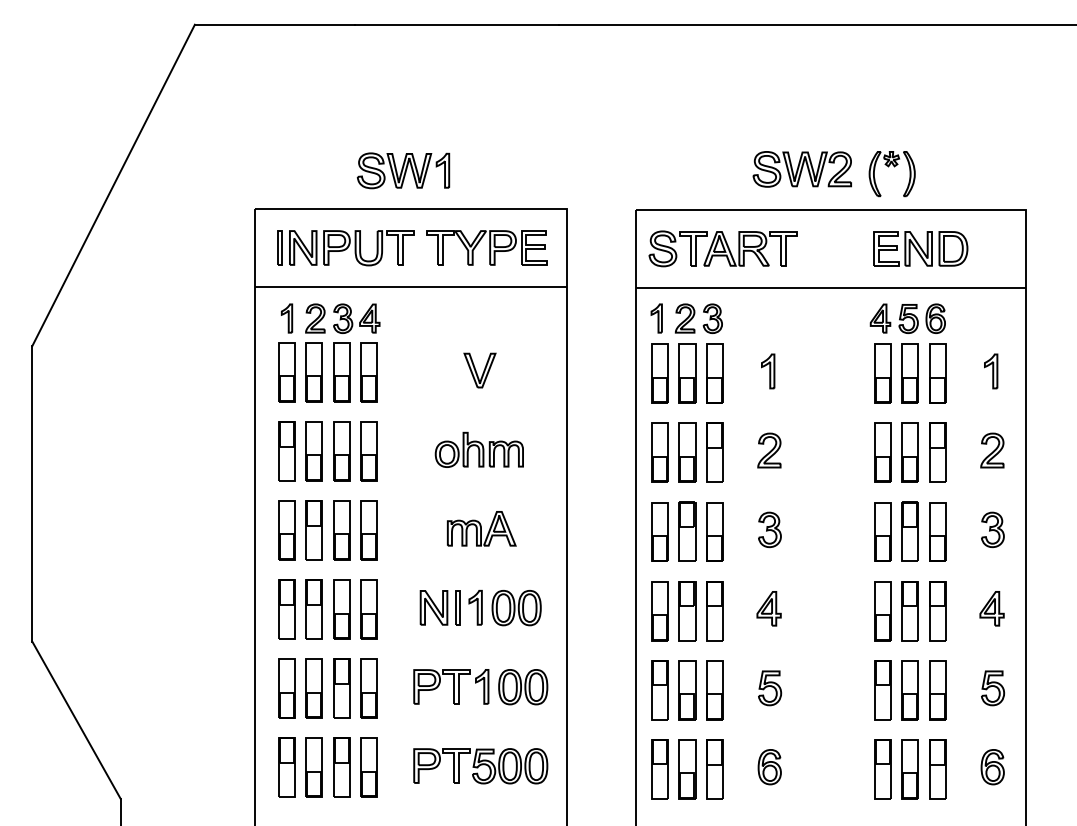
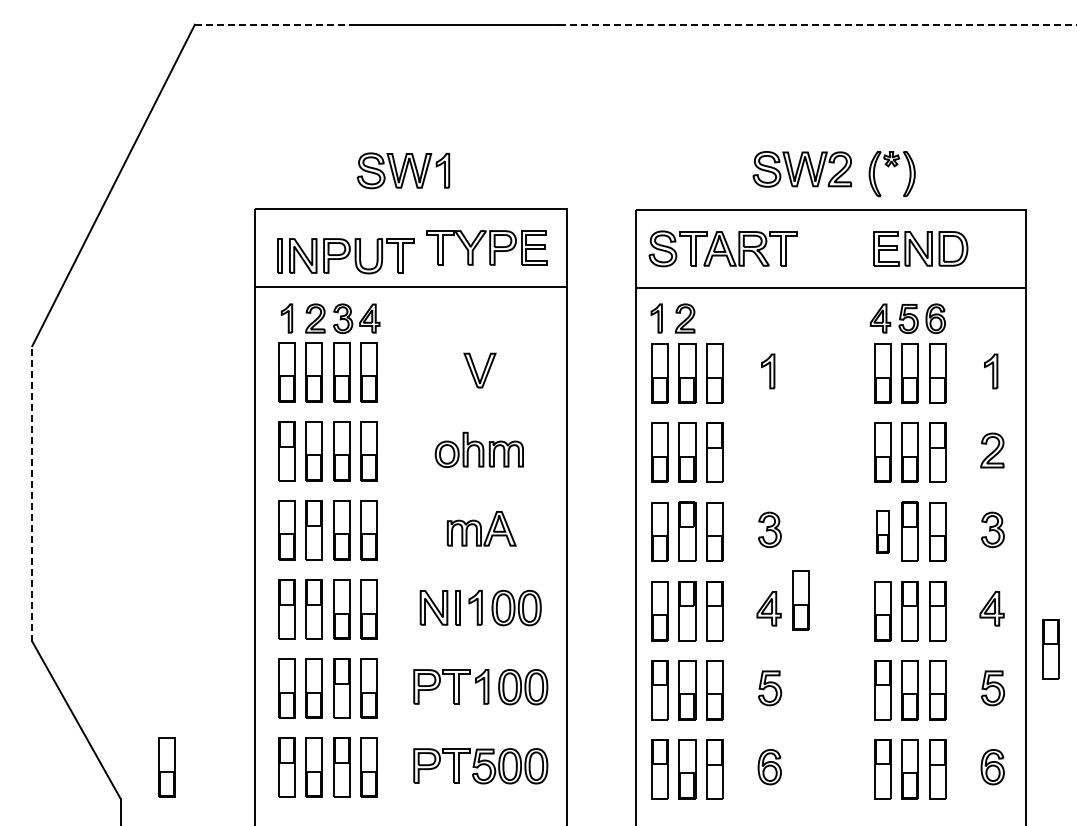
line: solid -> dashed (274, 24)
line: solid -> dashed (817, 24)
part position: (345, 248) -> (345, 256) (345, 256)
part: present -> none (712, 318)
part: present -> none (769, 450)
line: solid -> dashed (32, 493)
part size: 18x60 px -> 14x44 px (882, 531)
part: none -> present (800, 600)
part: none -> present (1050, 649)
part: none -> present (166, 767)
